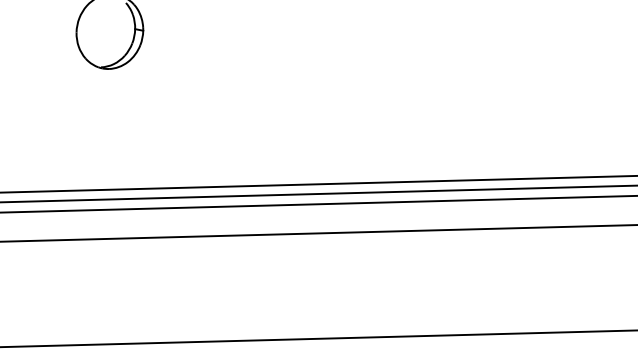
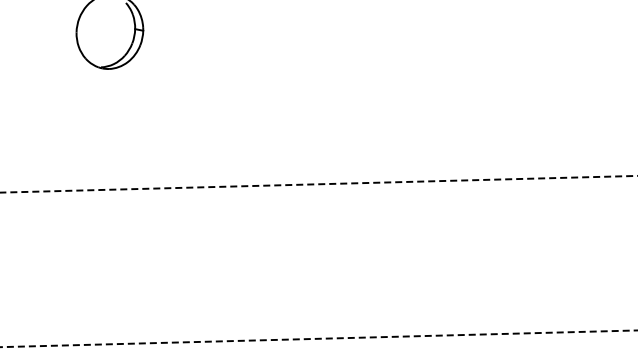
line: solid -> dashed (318, 184)
line: present -> none (318, 193)
line: present -> none (318, 203)
line: present -> none (318, 233)
line: solid -> dashed (319, 338)
